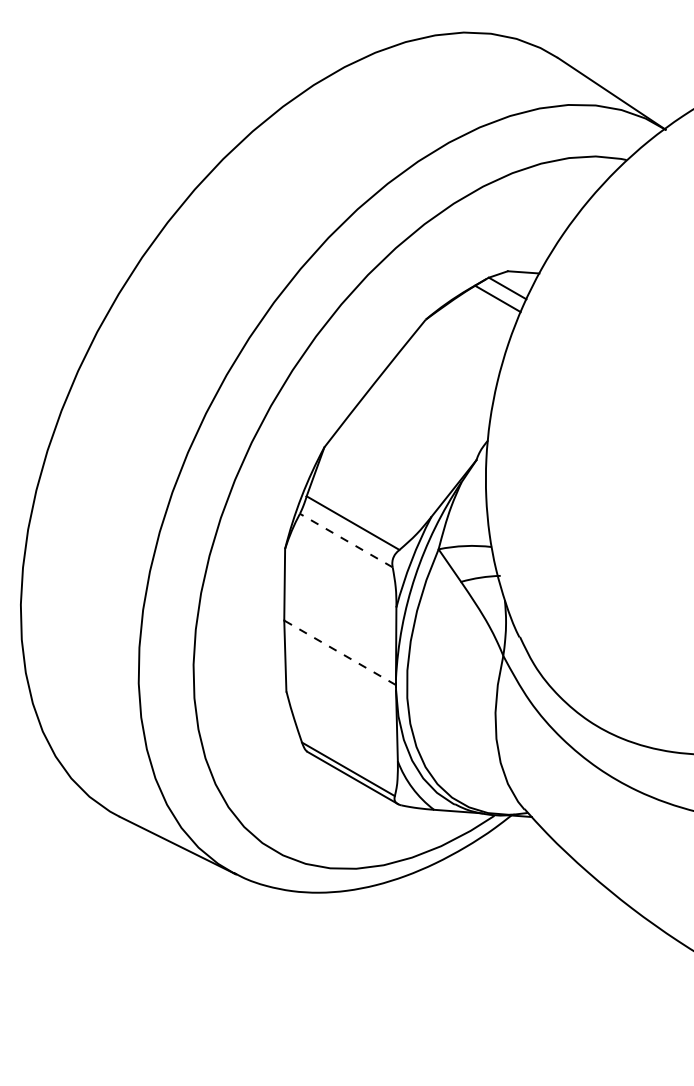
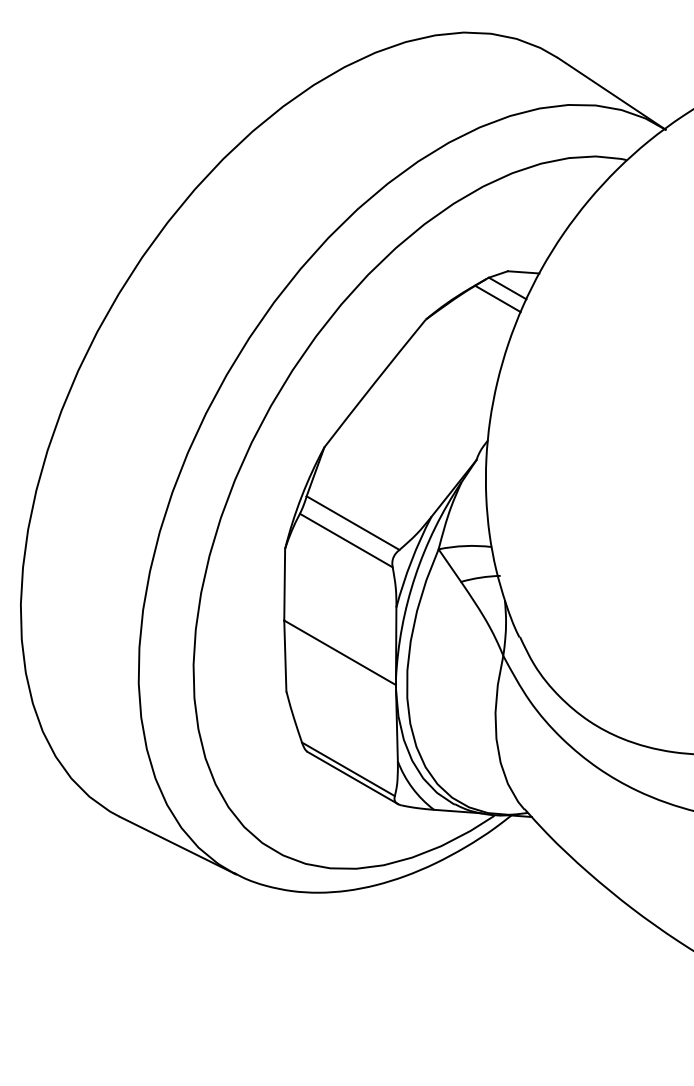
line: dashed -> solid (346, 540)
line: dashed -> solid (340, 652)
